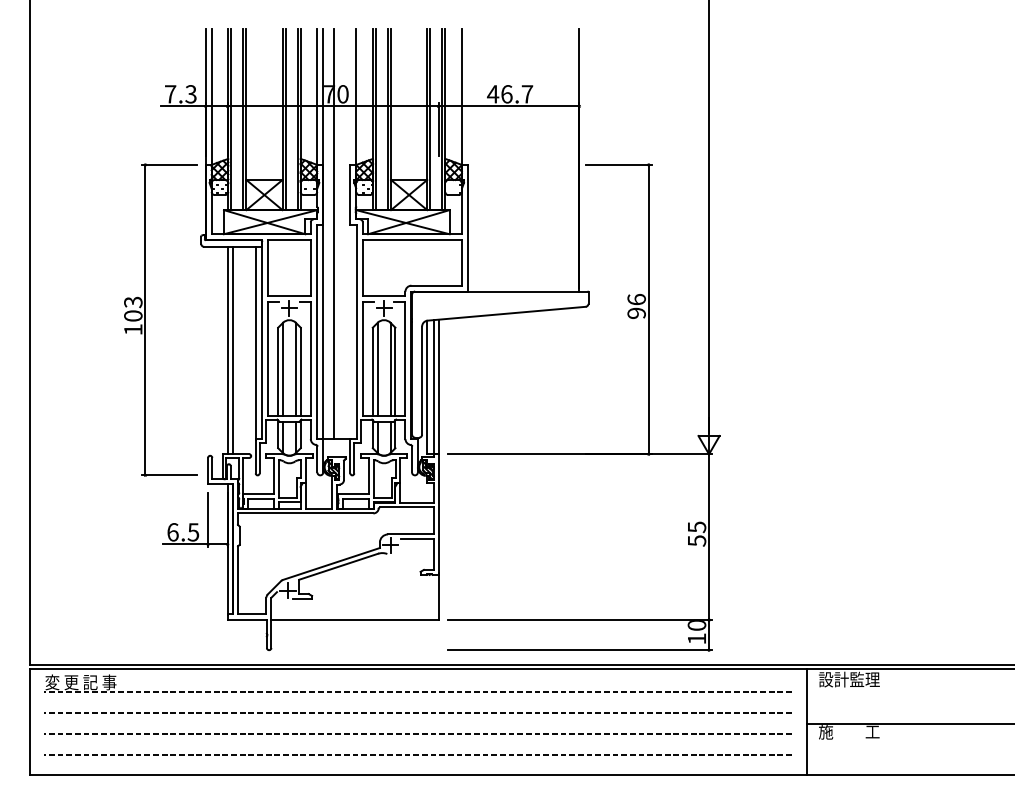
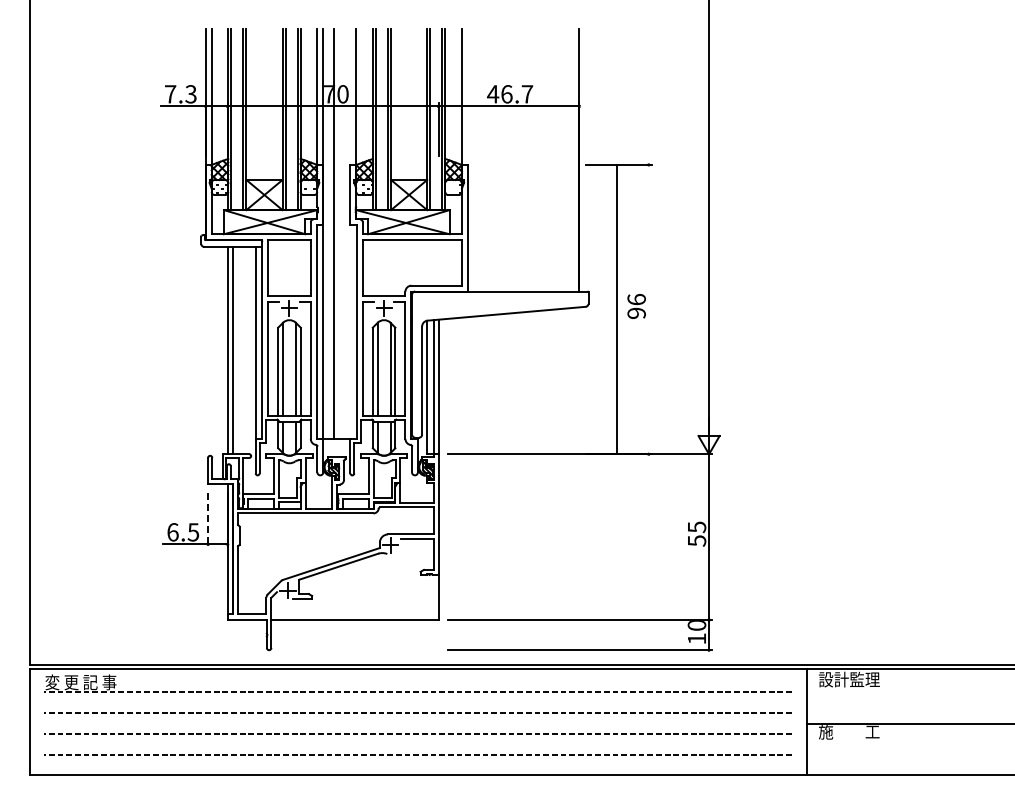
line position: (648, 309) -> (616, 309) (616, 309)
part: present -> none (145, 319)
line: solid -> dashed (208, 520)
